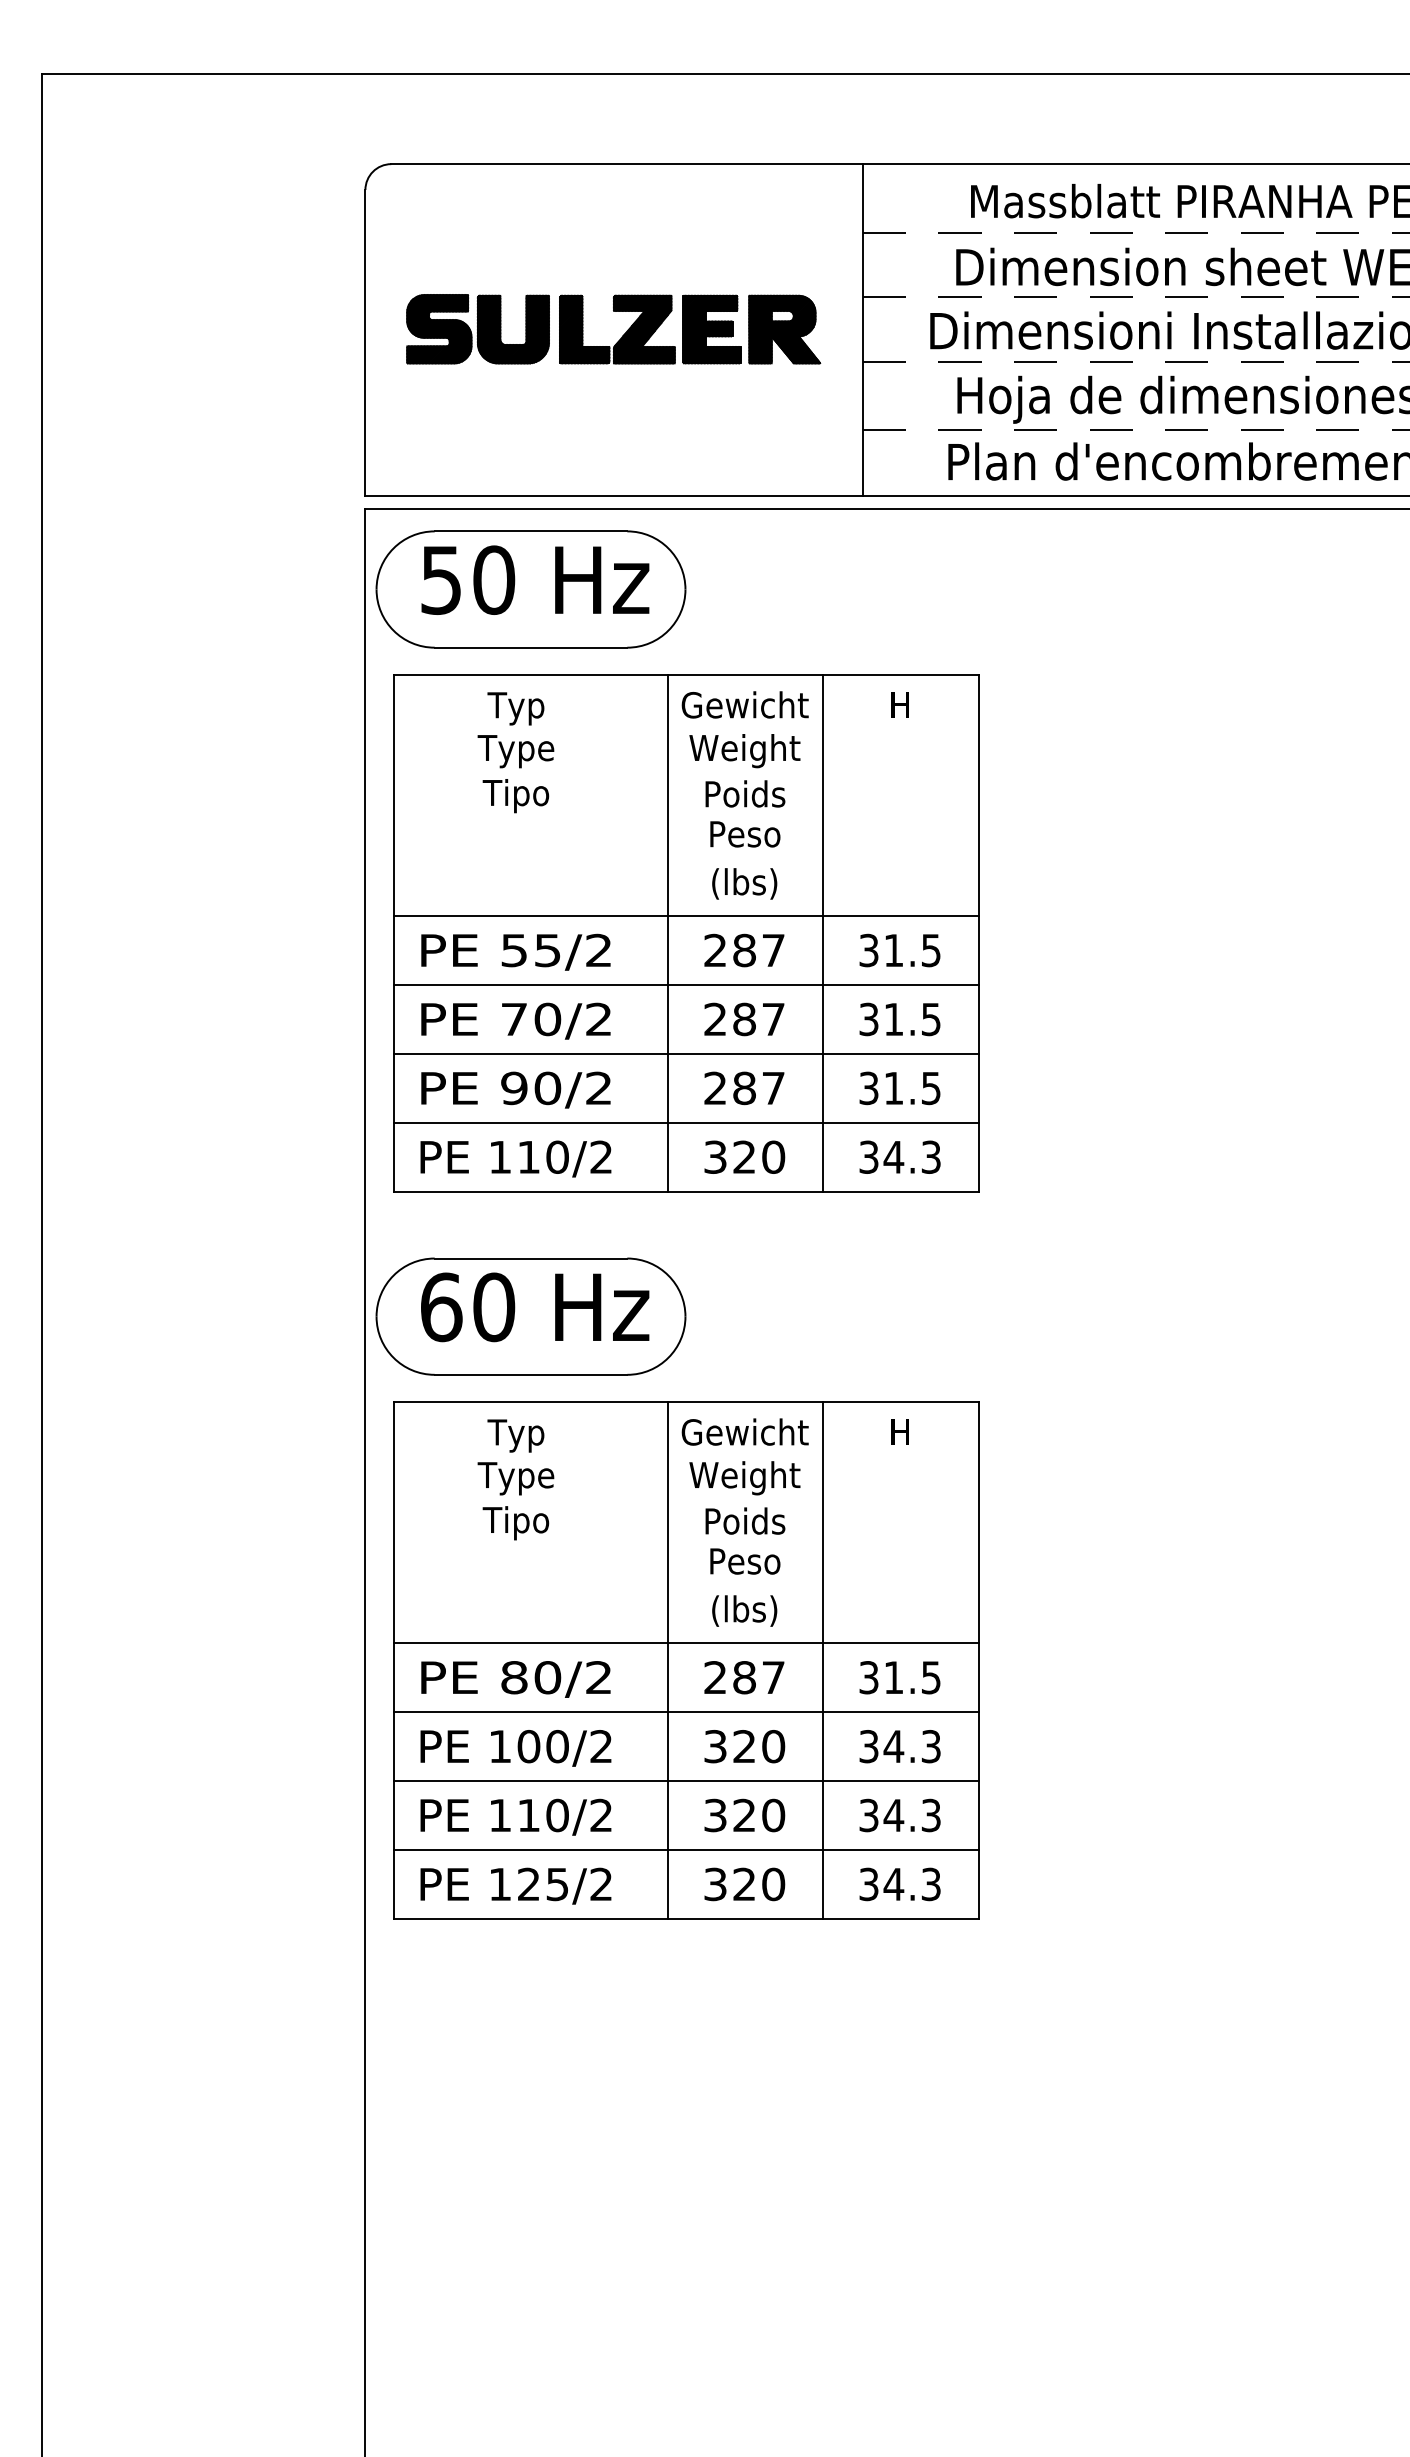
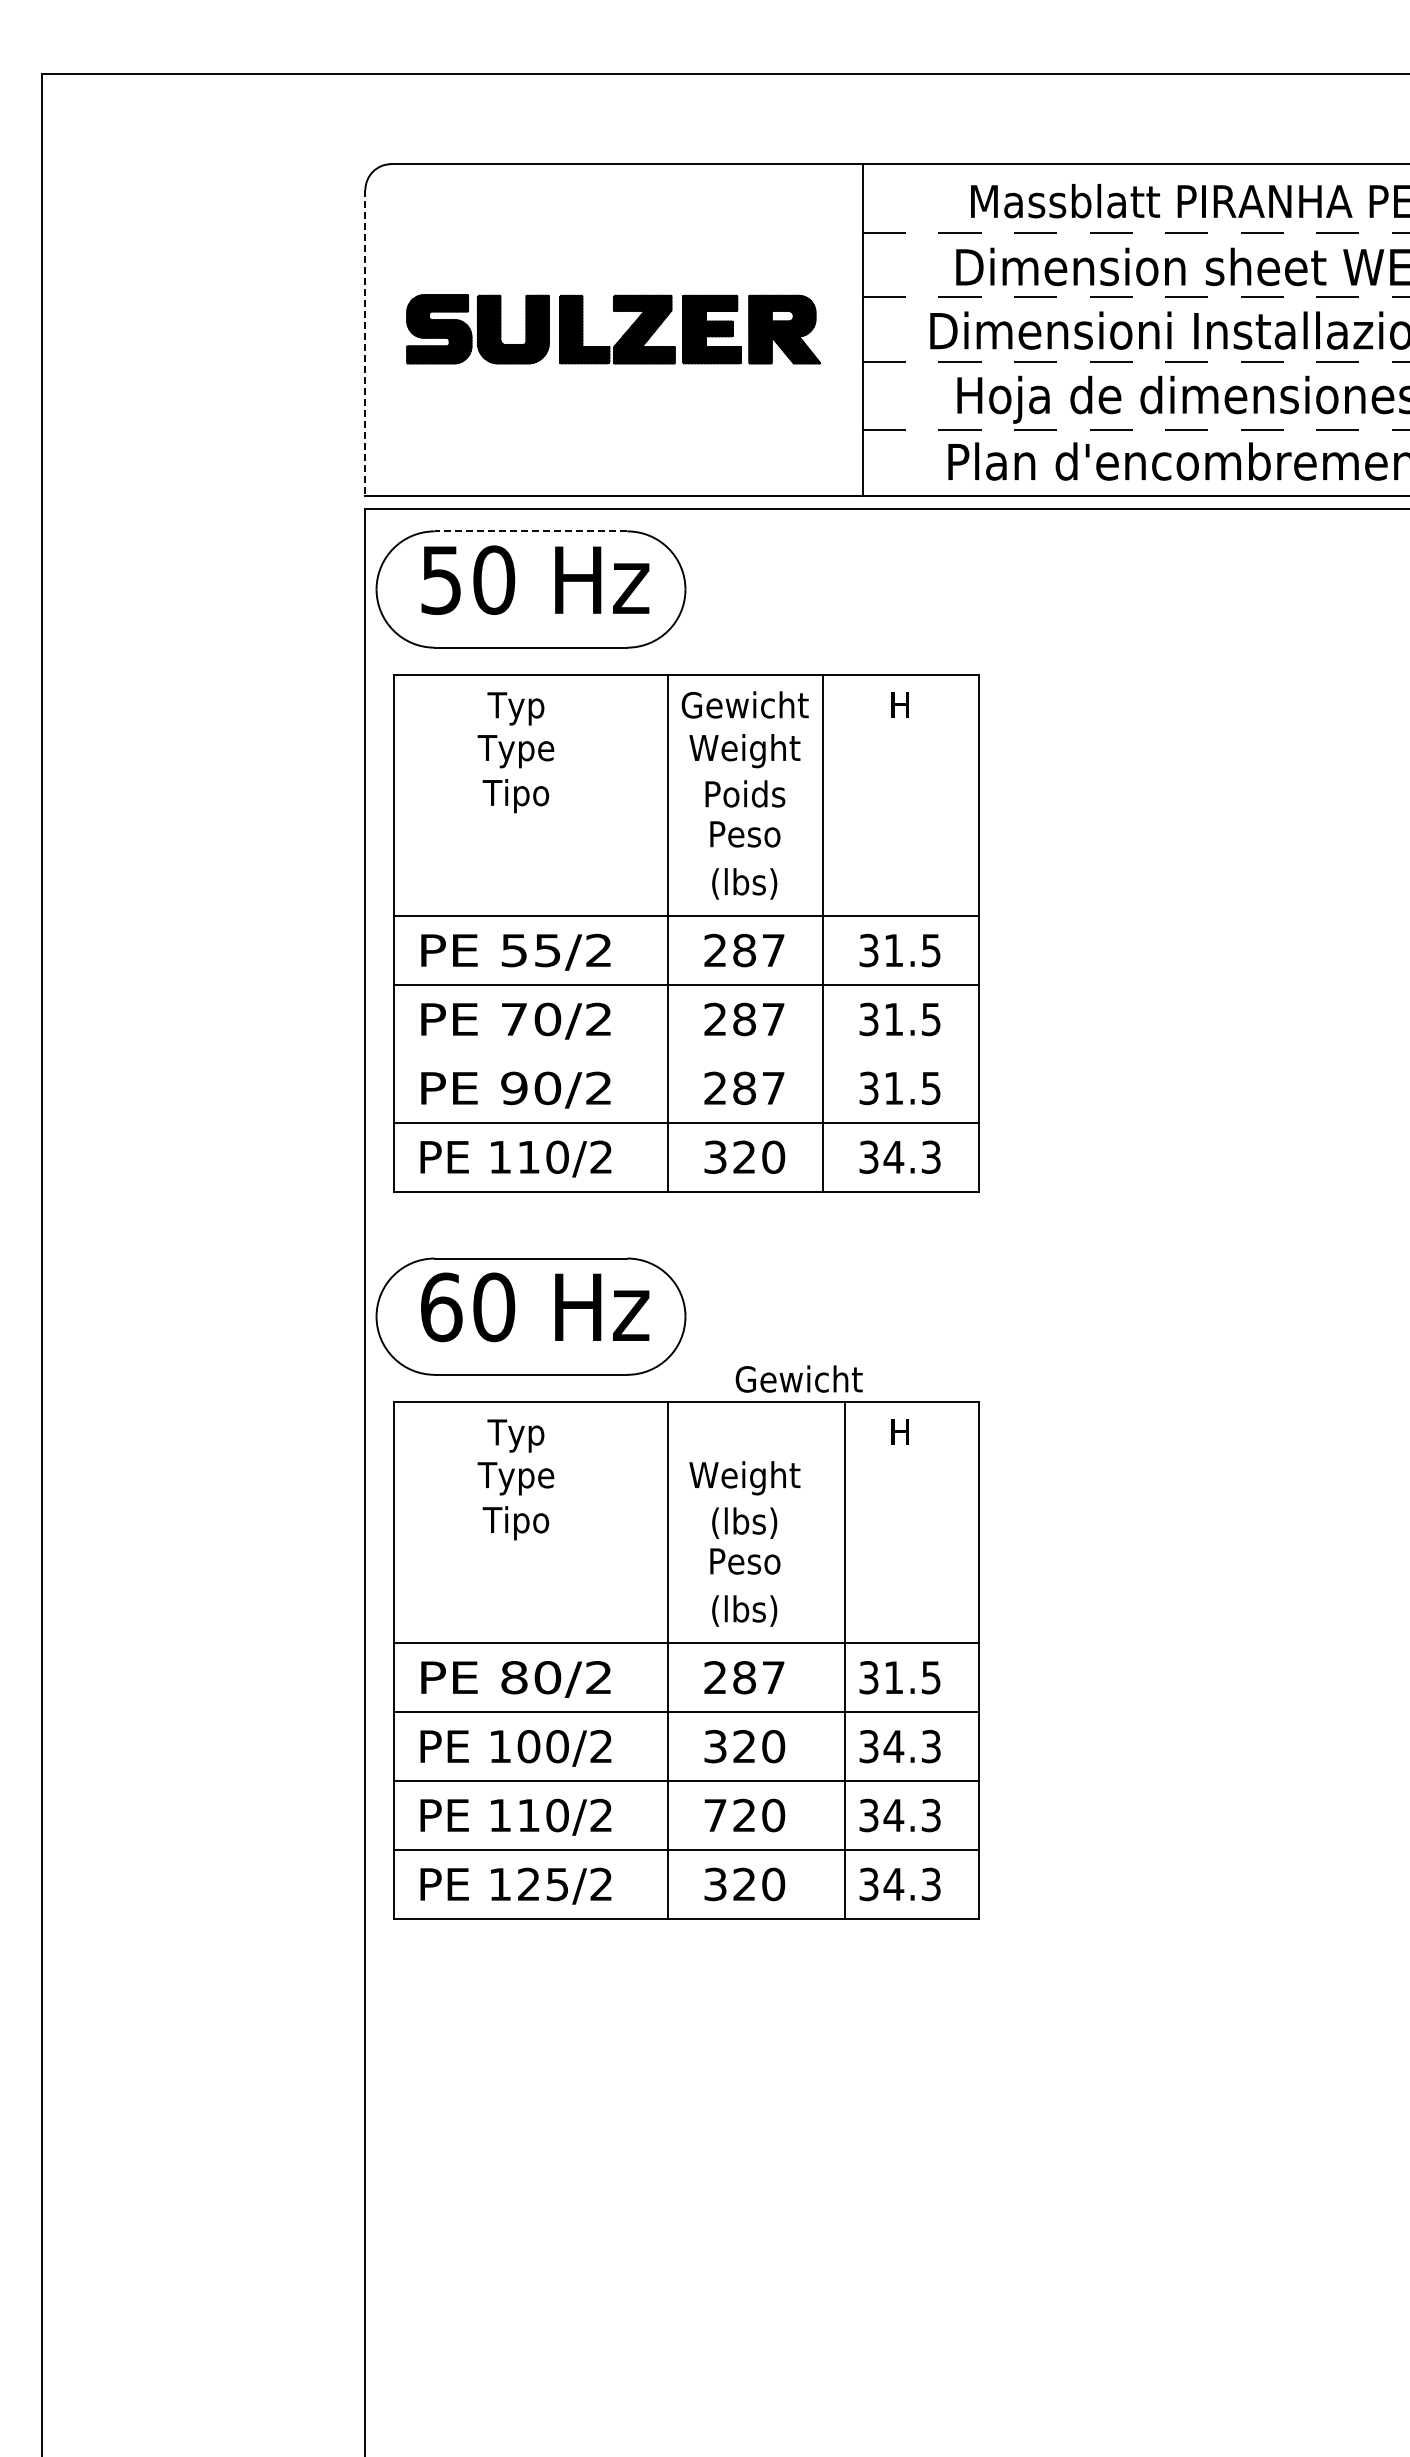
line: solid -> dashed (365, 343)
line: solid -> dashed (530, 531)
line: present -> none (685, 1053)
text position: (744, 1431) -> (798, 1378) (798, 1378)
text: Poids -> (lbs) (745, 1522)
line position: (823, 1659) -> (845, 1659) (845, 1659)
text: 320 -> 720 (715, 1815)
